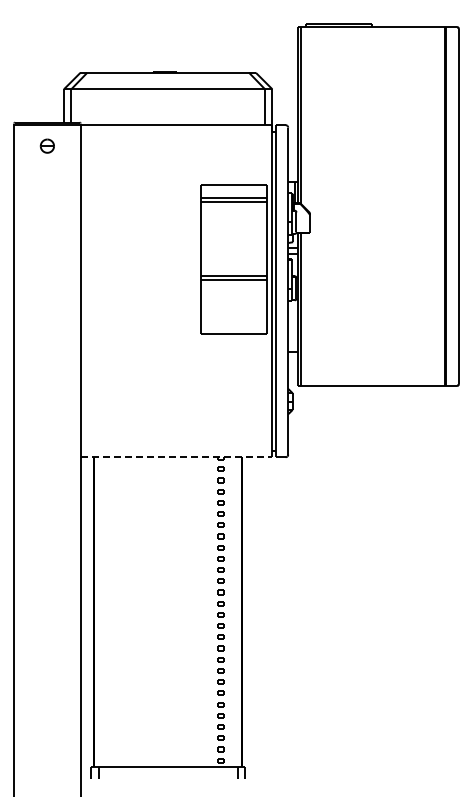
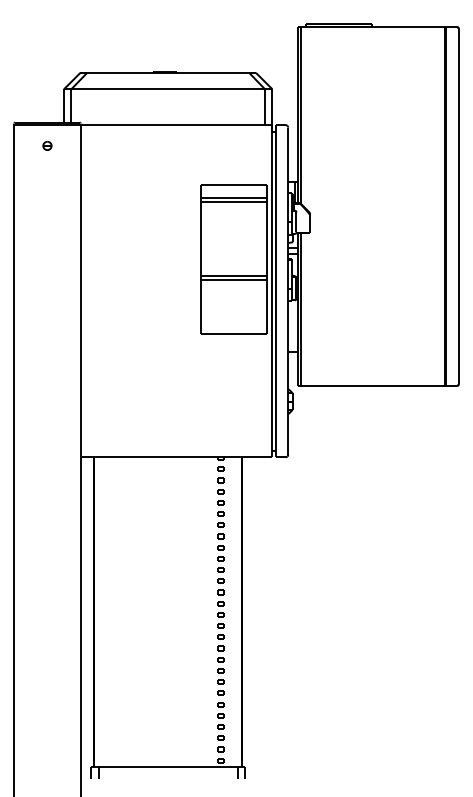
part size: 16x16 px -> 11x11 px (47, 145)
line: dashed -> solid (176, 457)
